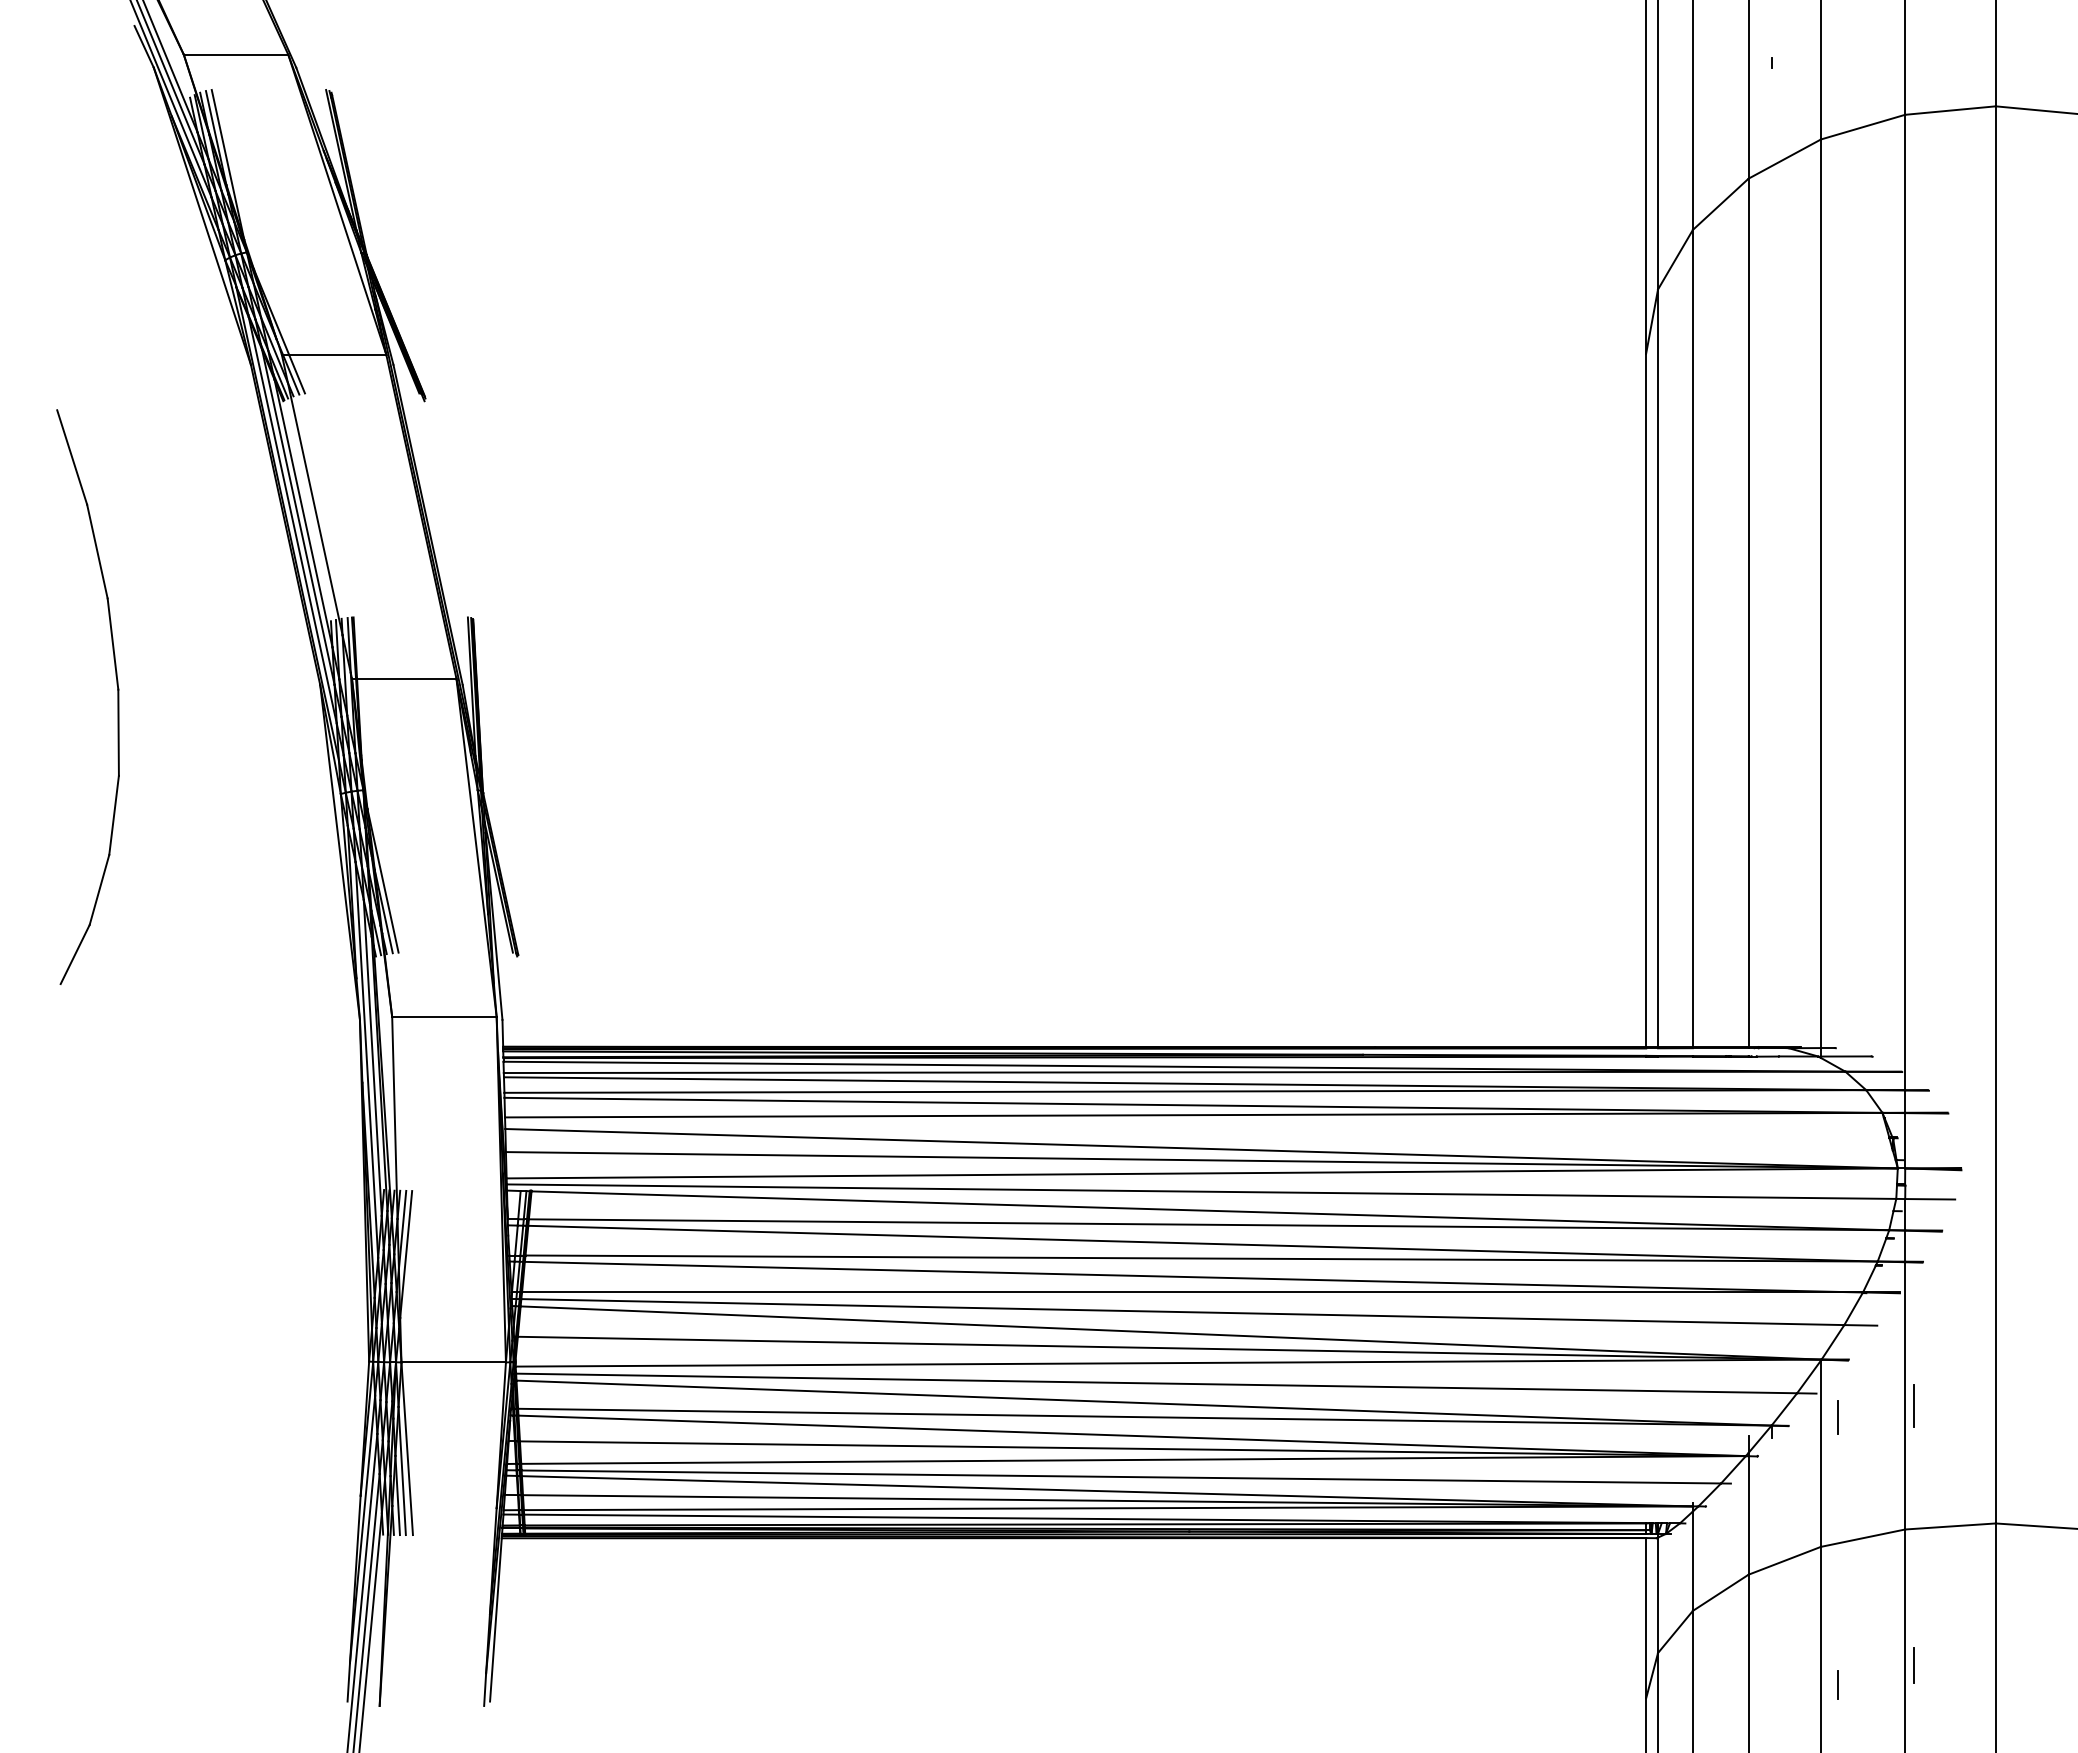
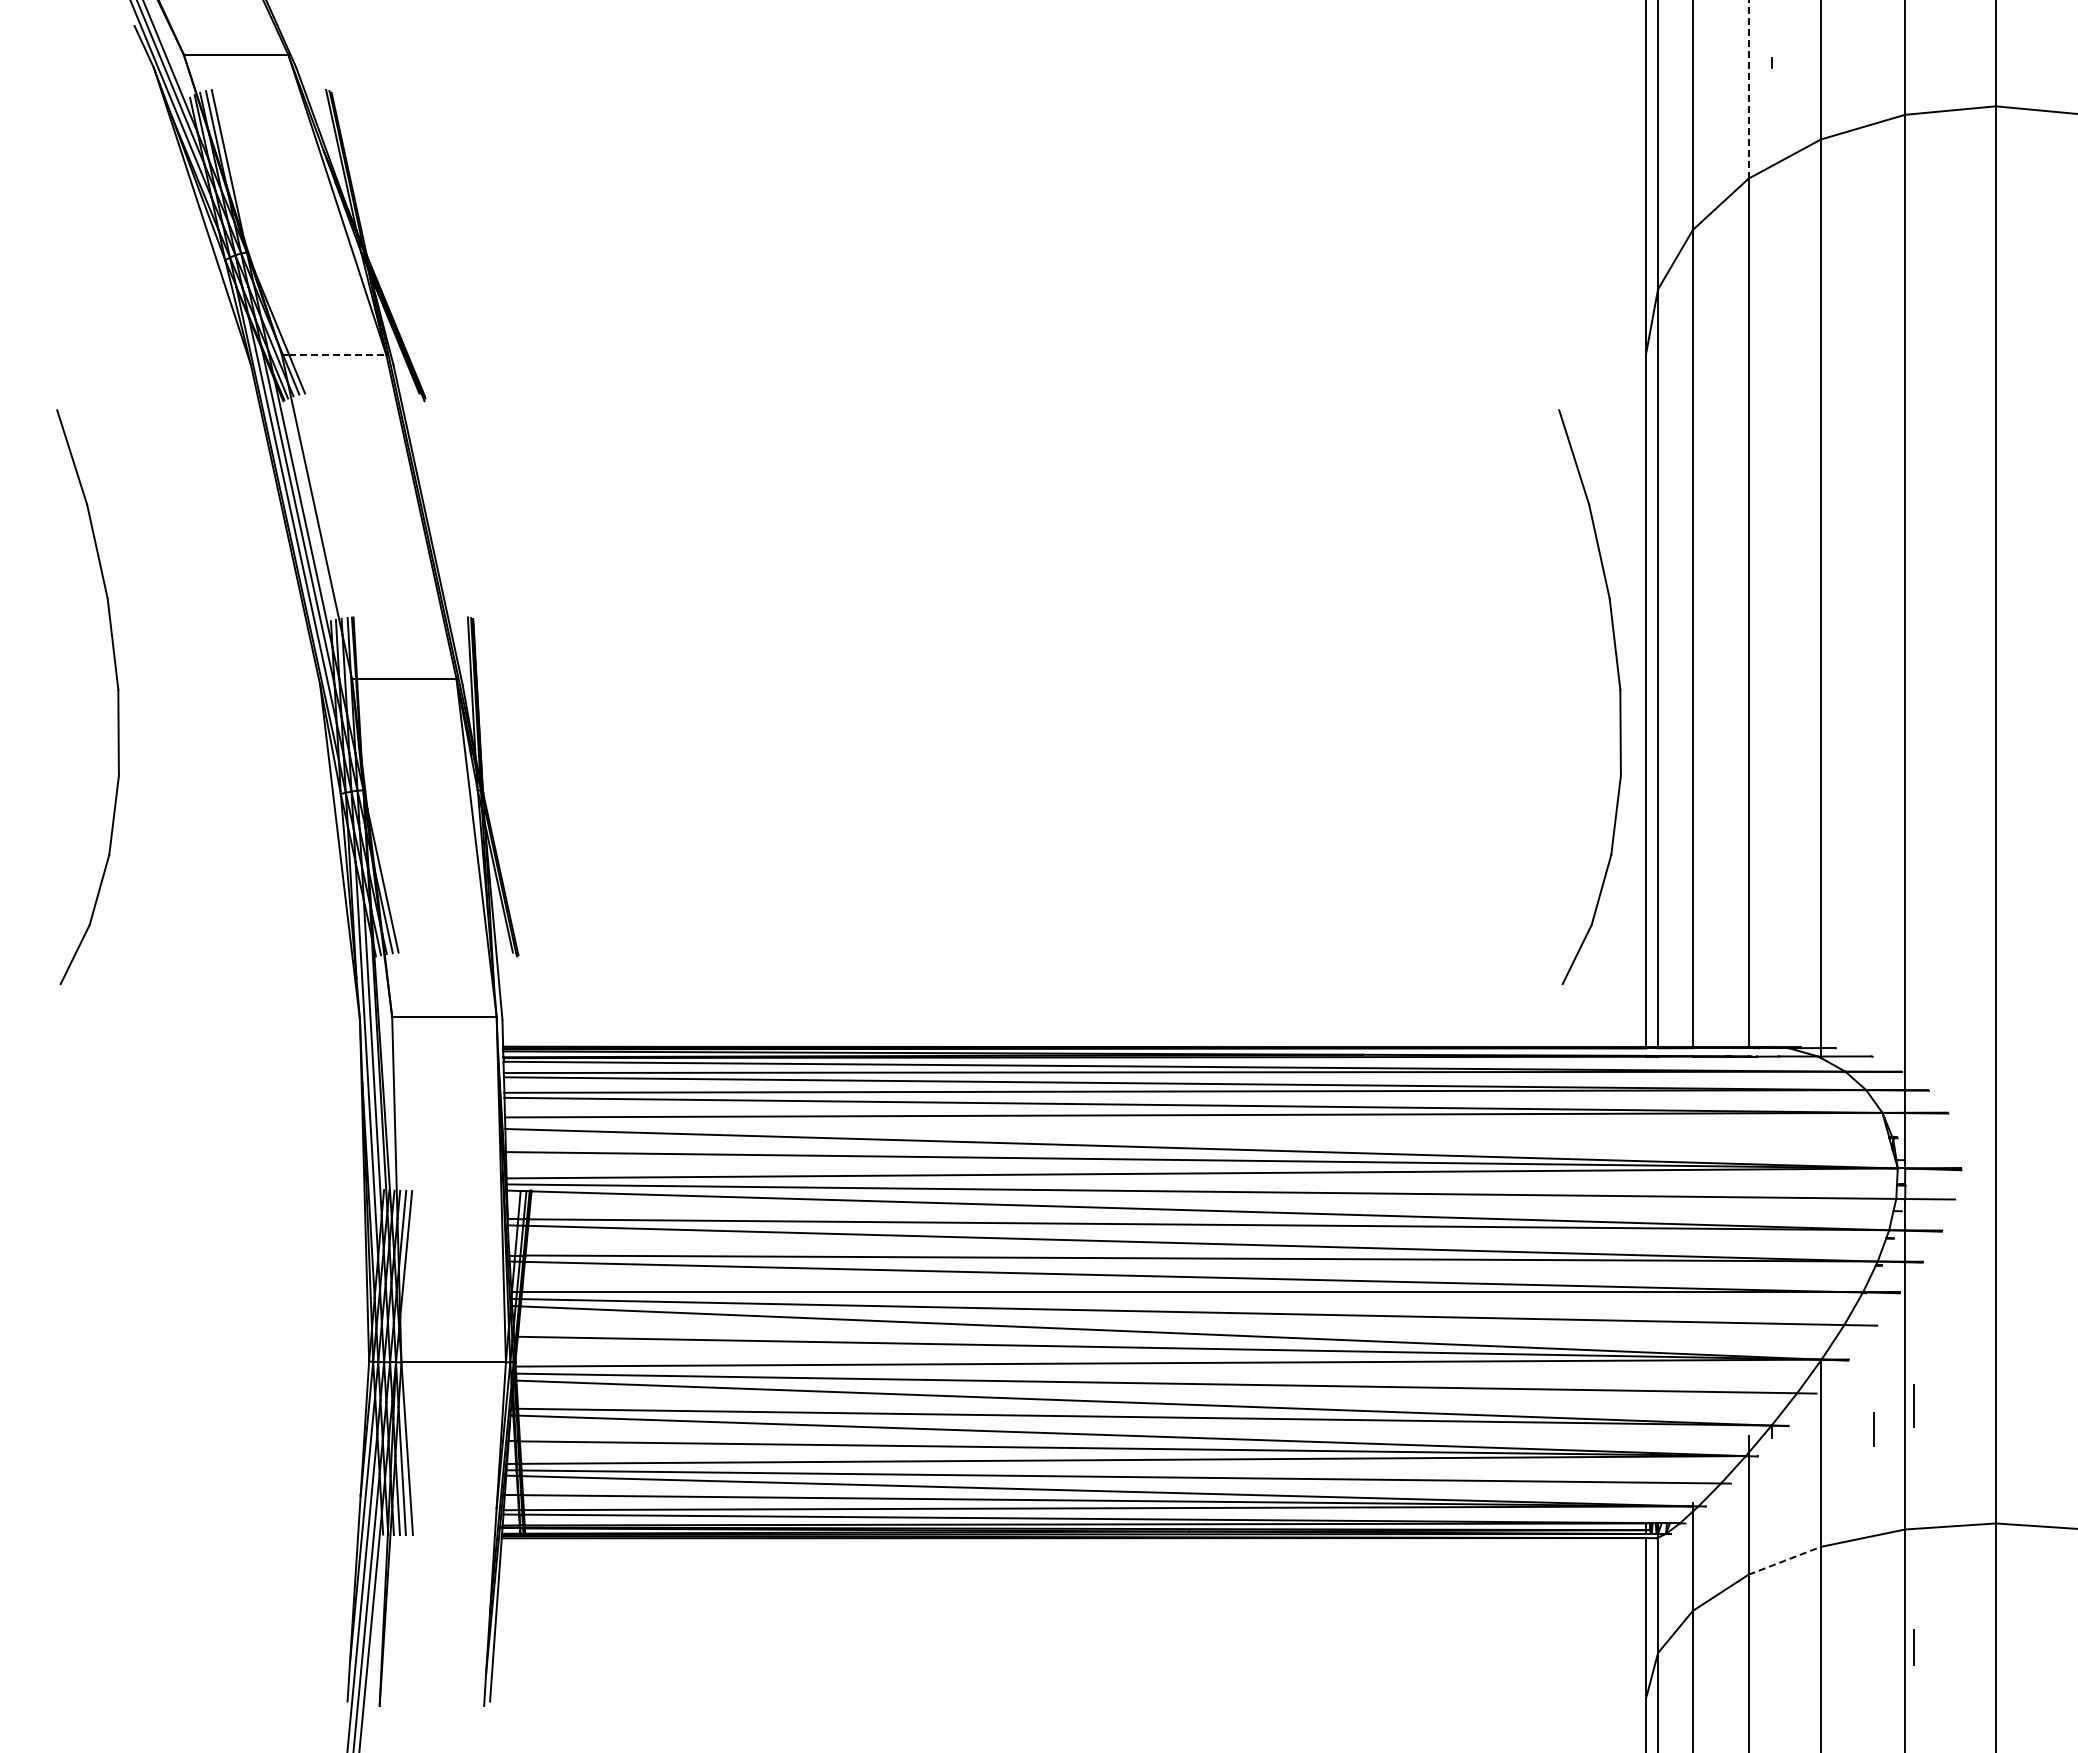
line: solid -> dashed (1748, 89)
line: solid -> dashed (337, 355)
part: none -> present (1619, 696)
line position: (1837, 1417) -> (1873, 1429) (1873, 1429)
line: solid -> dashed (1784, 1560)
line position: (1913, 1665) -> (1913, 1647) (1913, 1647)
line: present -> none (1837, 1685)
